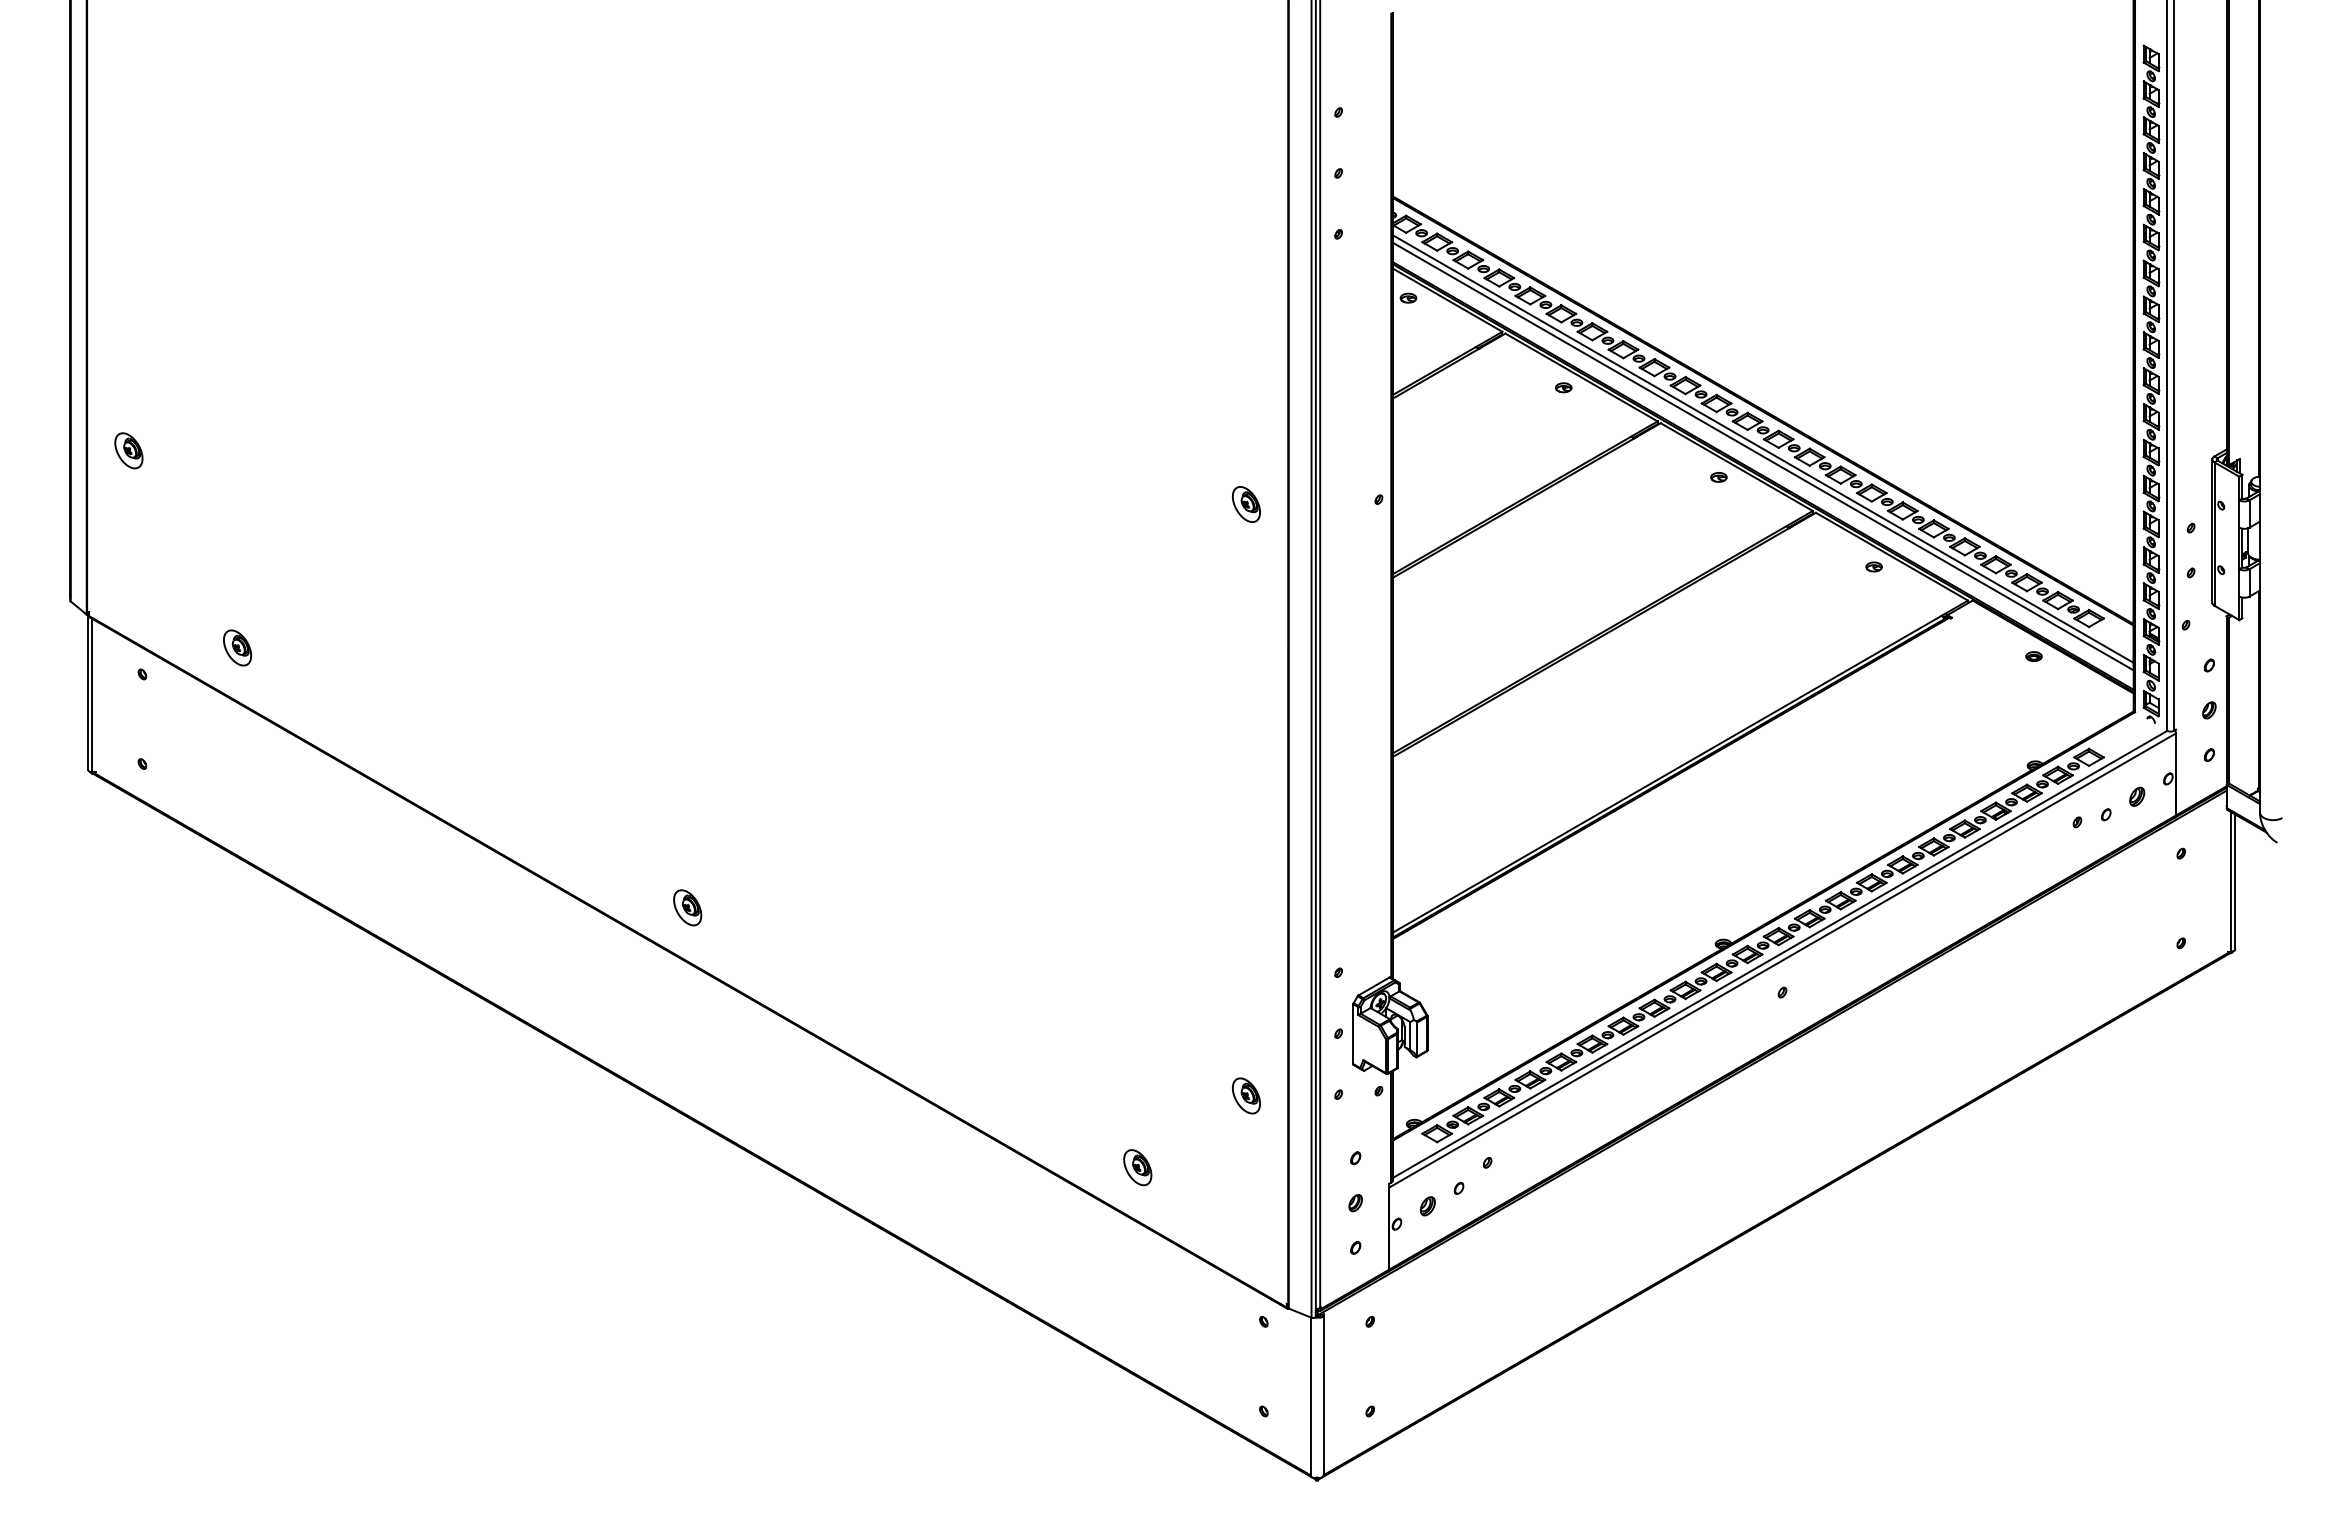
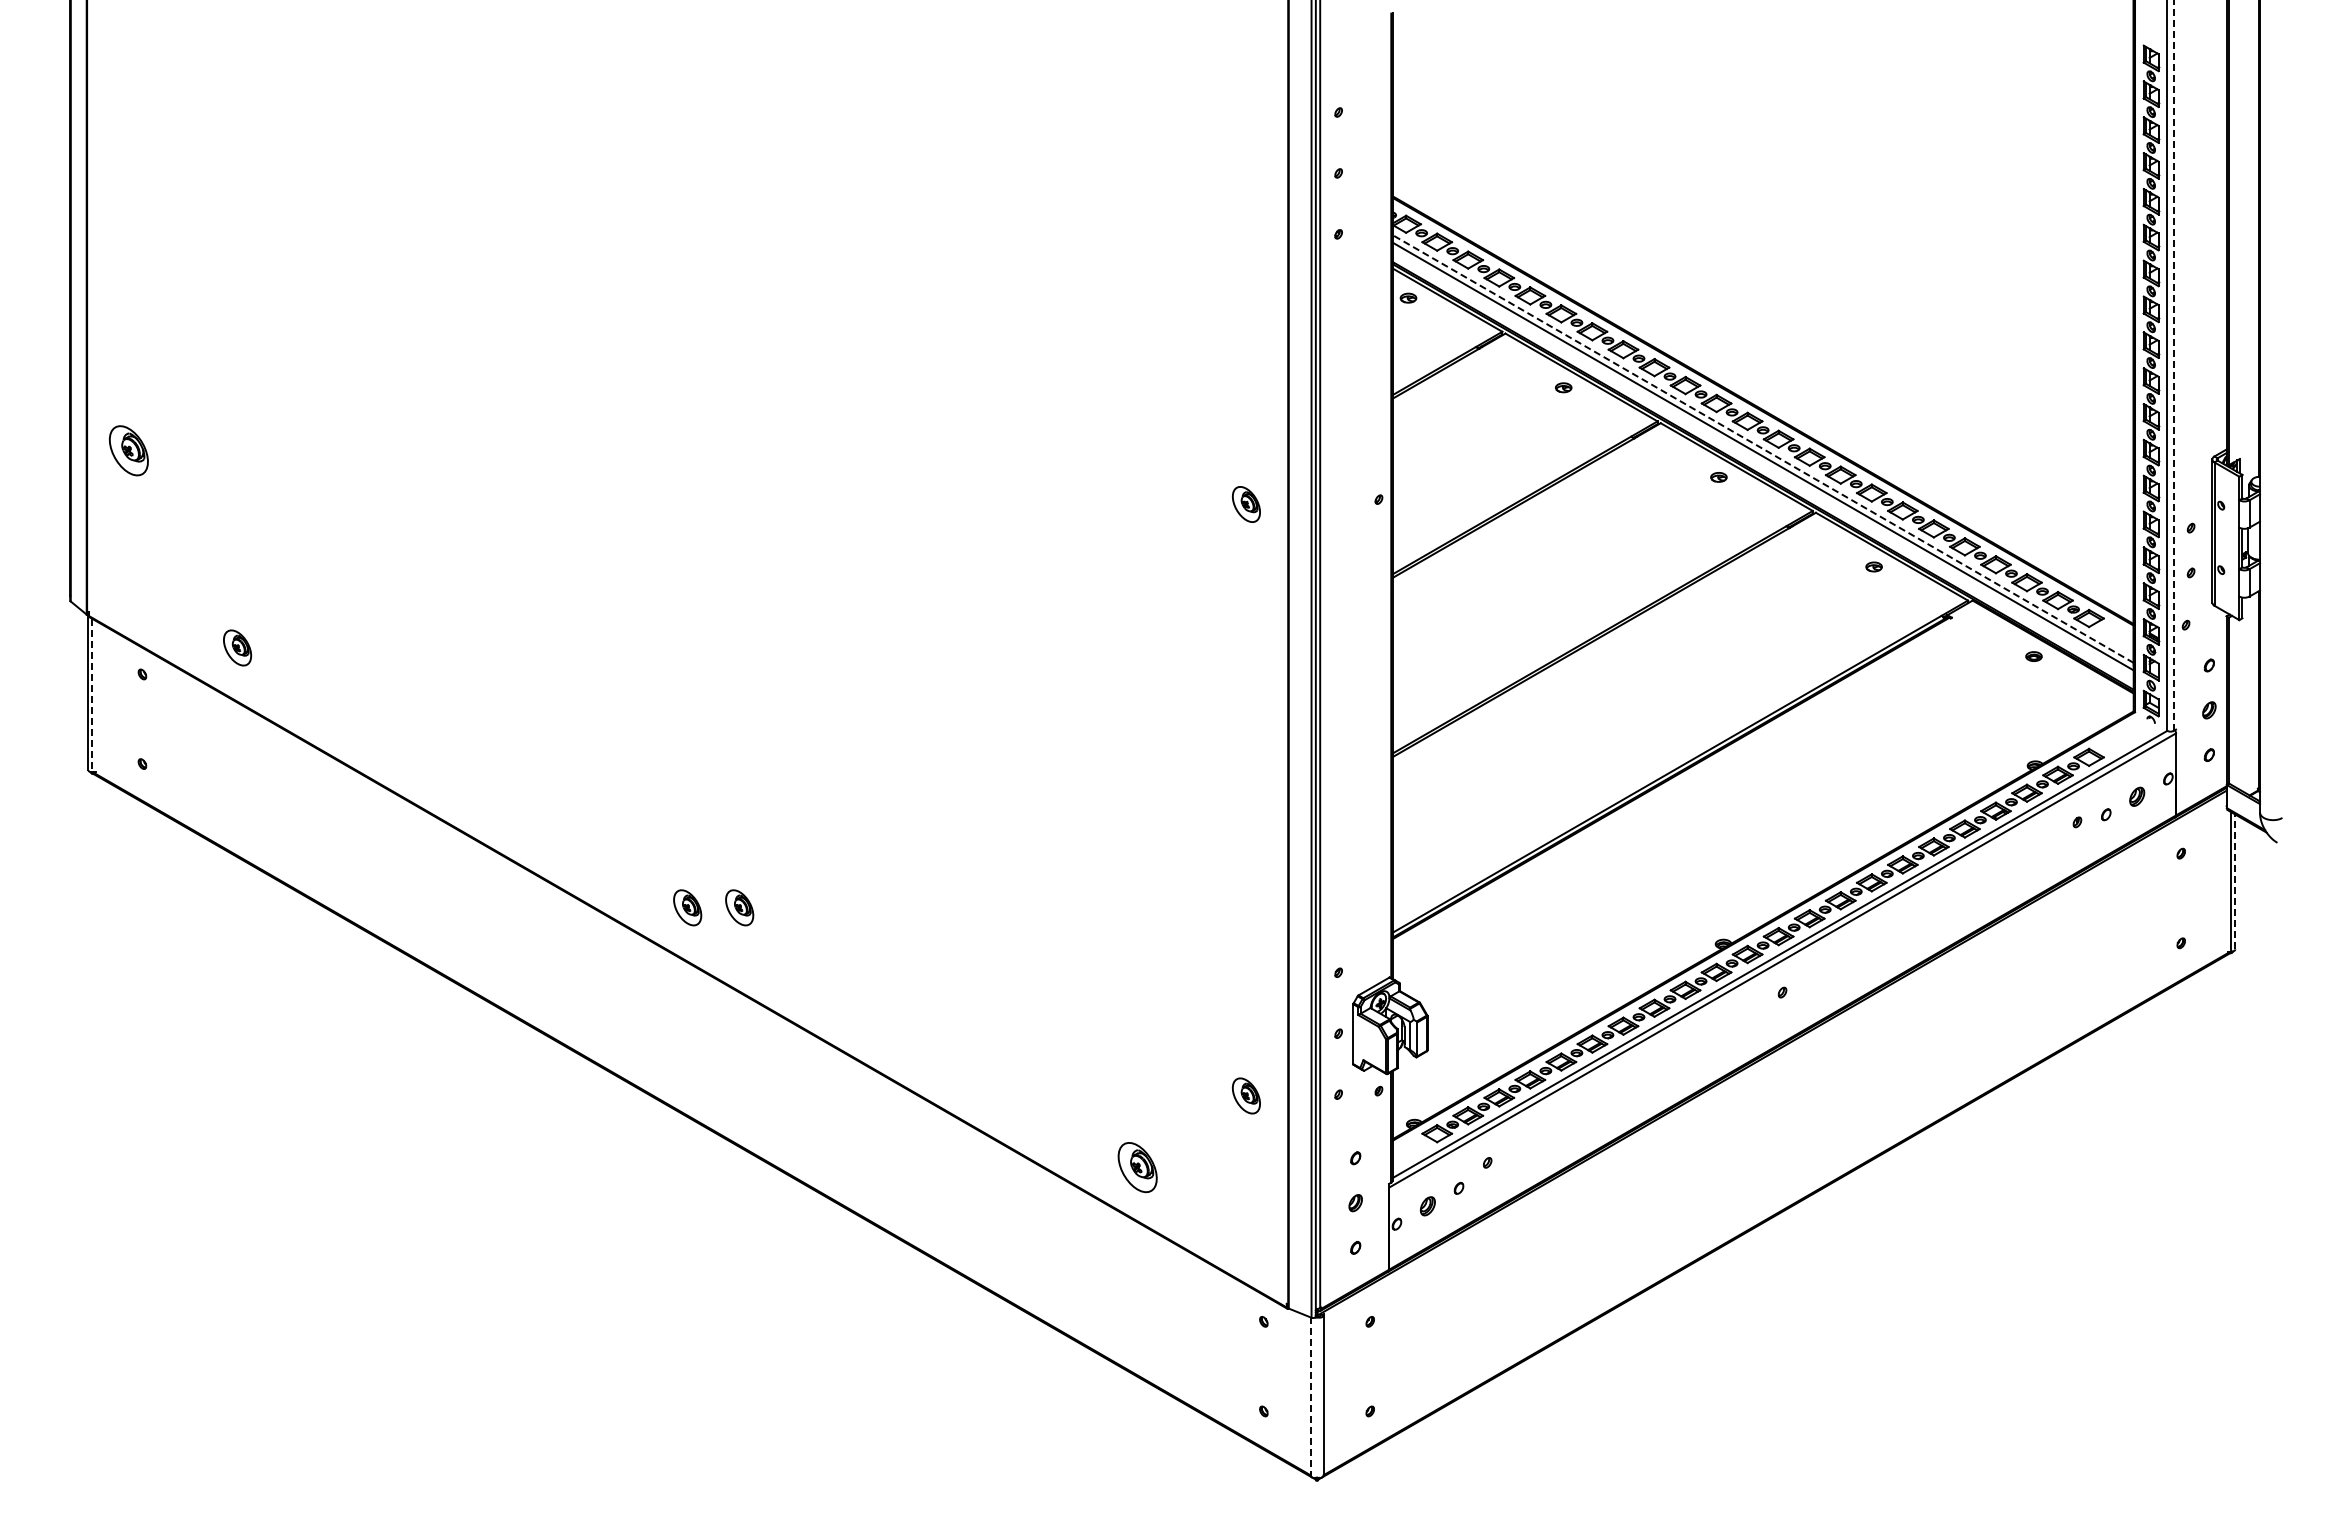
line: solid -> dashed (2173, 365)
line: solid -> dashed (1763, 449)
part size: 30x38 px -> 41x52 px (128, 450)
line: solid -> dashed (92, 695)
line: solid -> dashed (2235, 881)
part: none -> present (739, 907)
part size: 30x38 px -> 41x52 px (1137, 1167)
line: solid -> dashed (1310, 1397)
